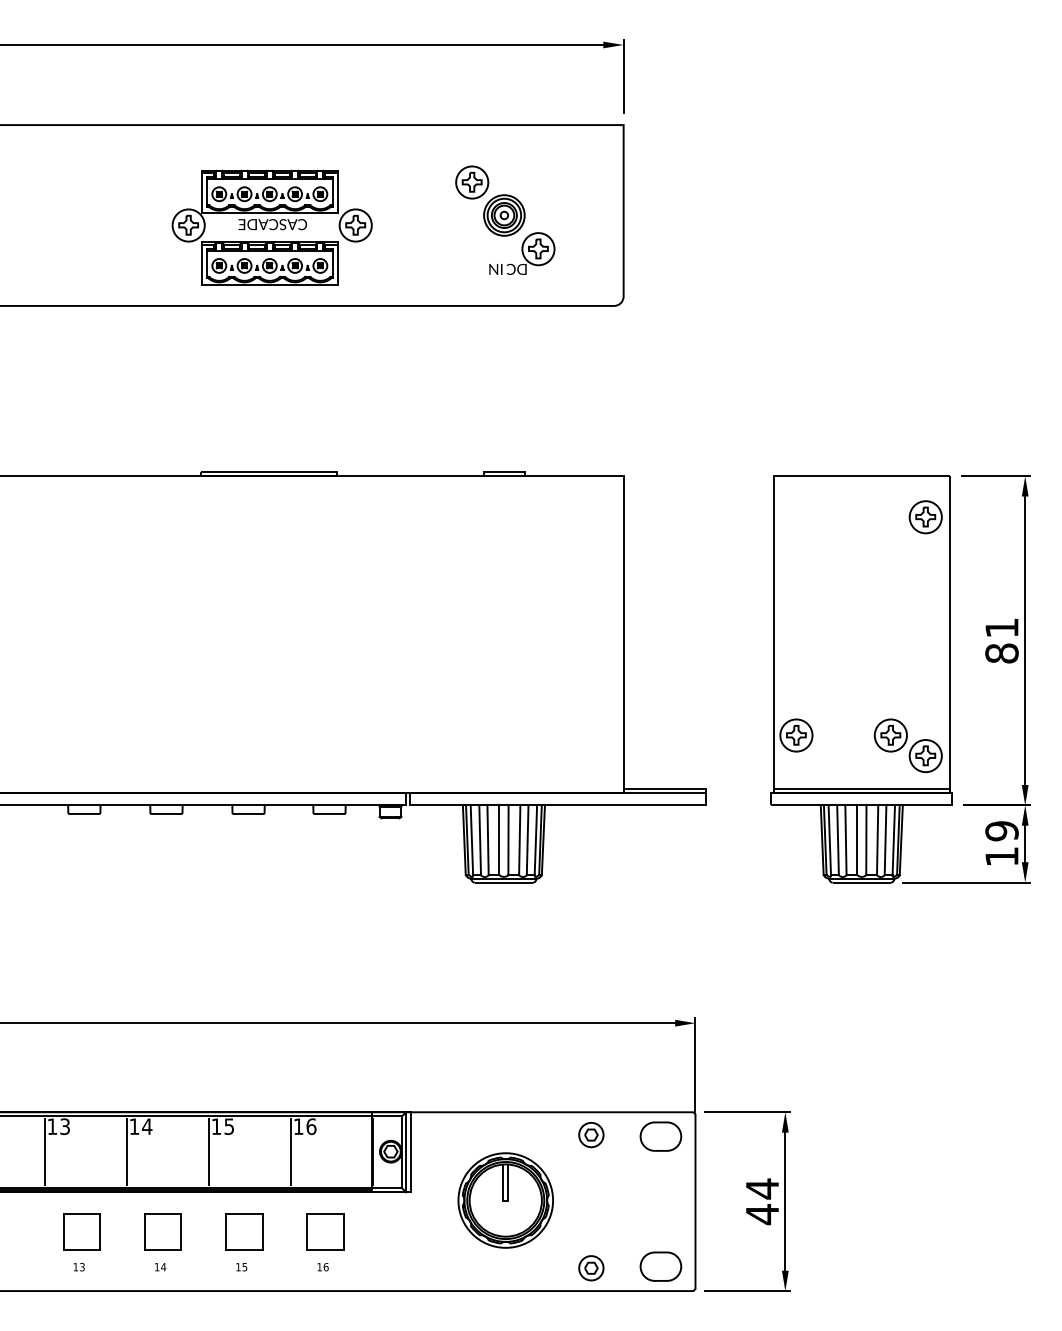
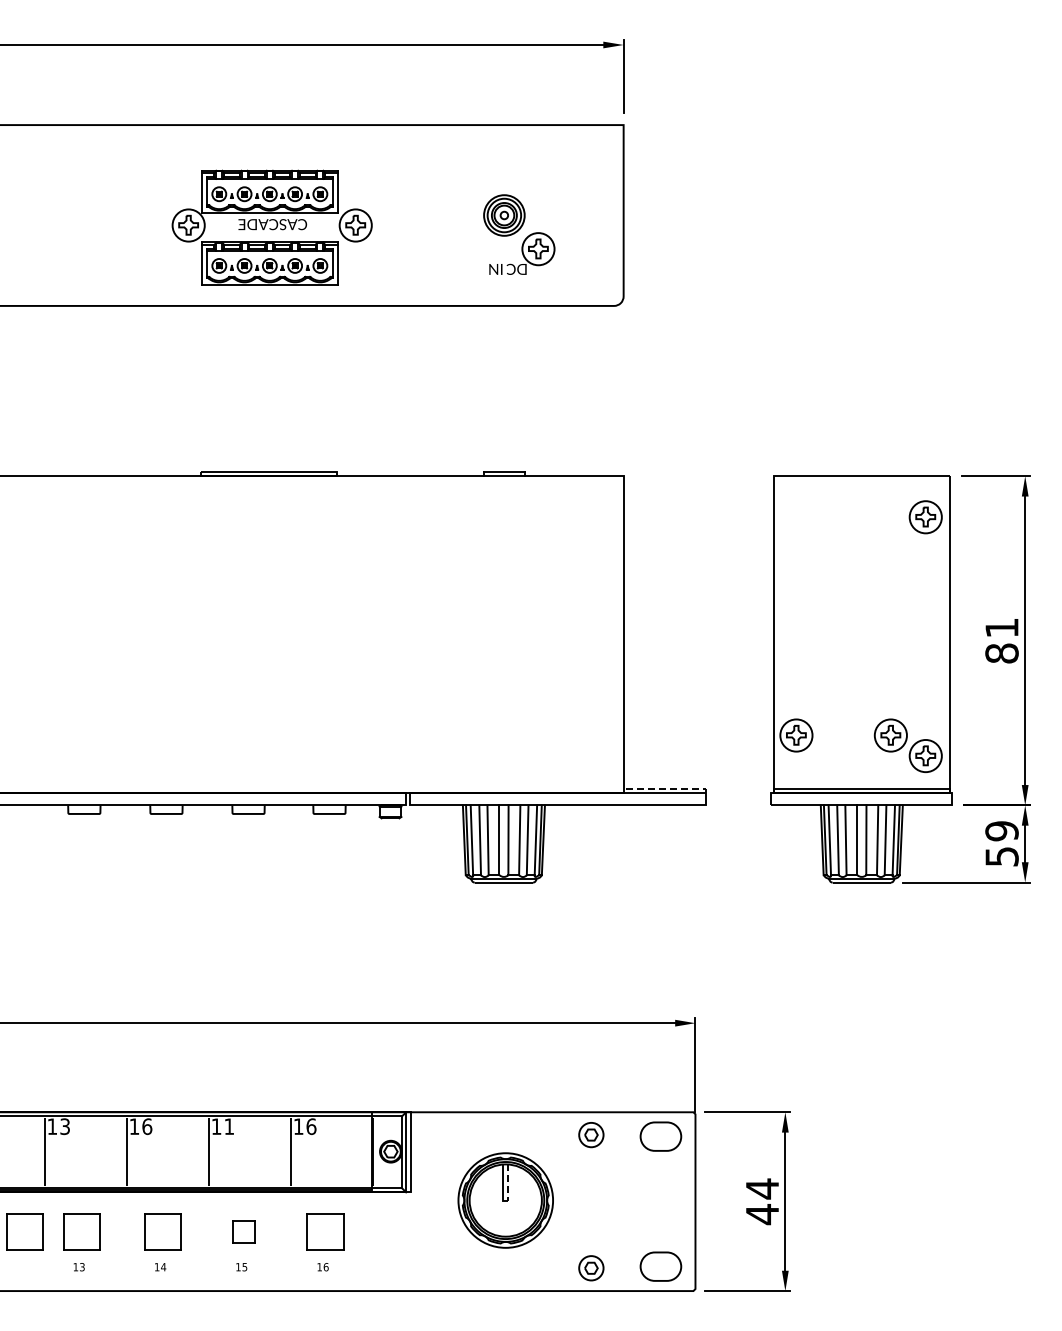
part: present -> none (472, 182)
line: solid -> dashed (667, 788)
text: 19 -> 59 (1001, 856)
text: 14 -> 16 (147, 1126)
text: 15 -> 11 (228, 1126)
line: solid -> dashed (508, 1184)
part: none -> present (24, 1231)
part size: 39x38 px -> 24x24 px (243, 1231)
